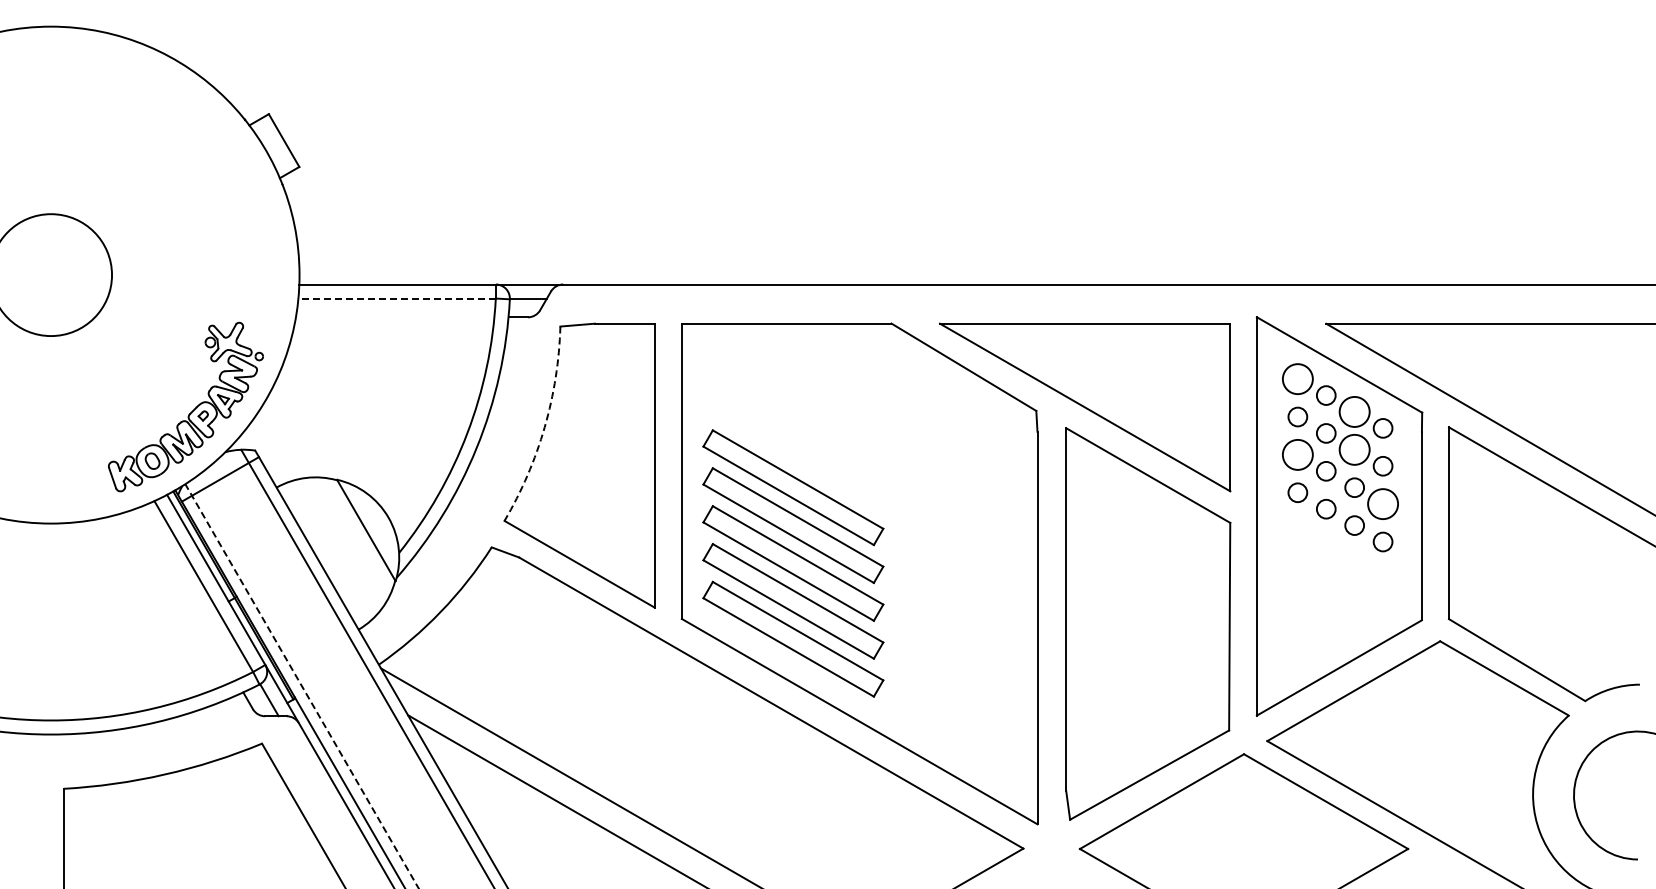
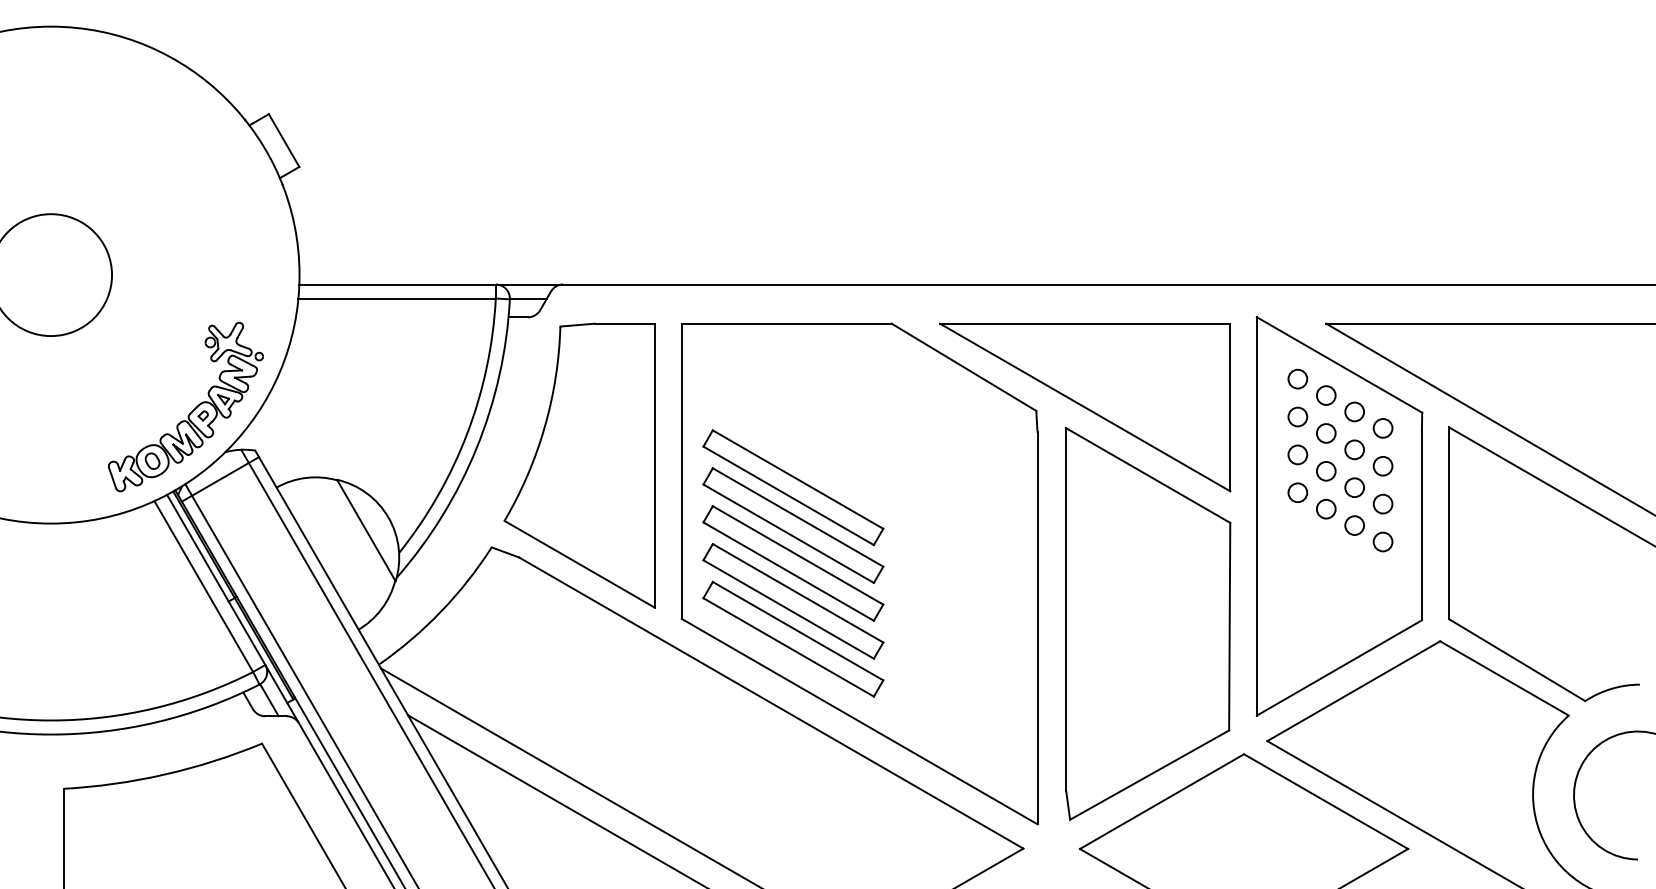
line: dashed -> solid (397, 298)
circle diameter: 30 px -> 19 px (1297, 378)
circle diameter: 30 px -> 19 px (1354, 411)
arc: dashed -> solid (544, 427)
circle diameter: 30 px -> 19 px (1354, 449)
circle diameter: 30 px -> 19 px (1297, 454)
circle diameter: 30 px -> 19 px (1382, 503)
line: dashed -> solid (301, 685)
